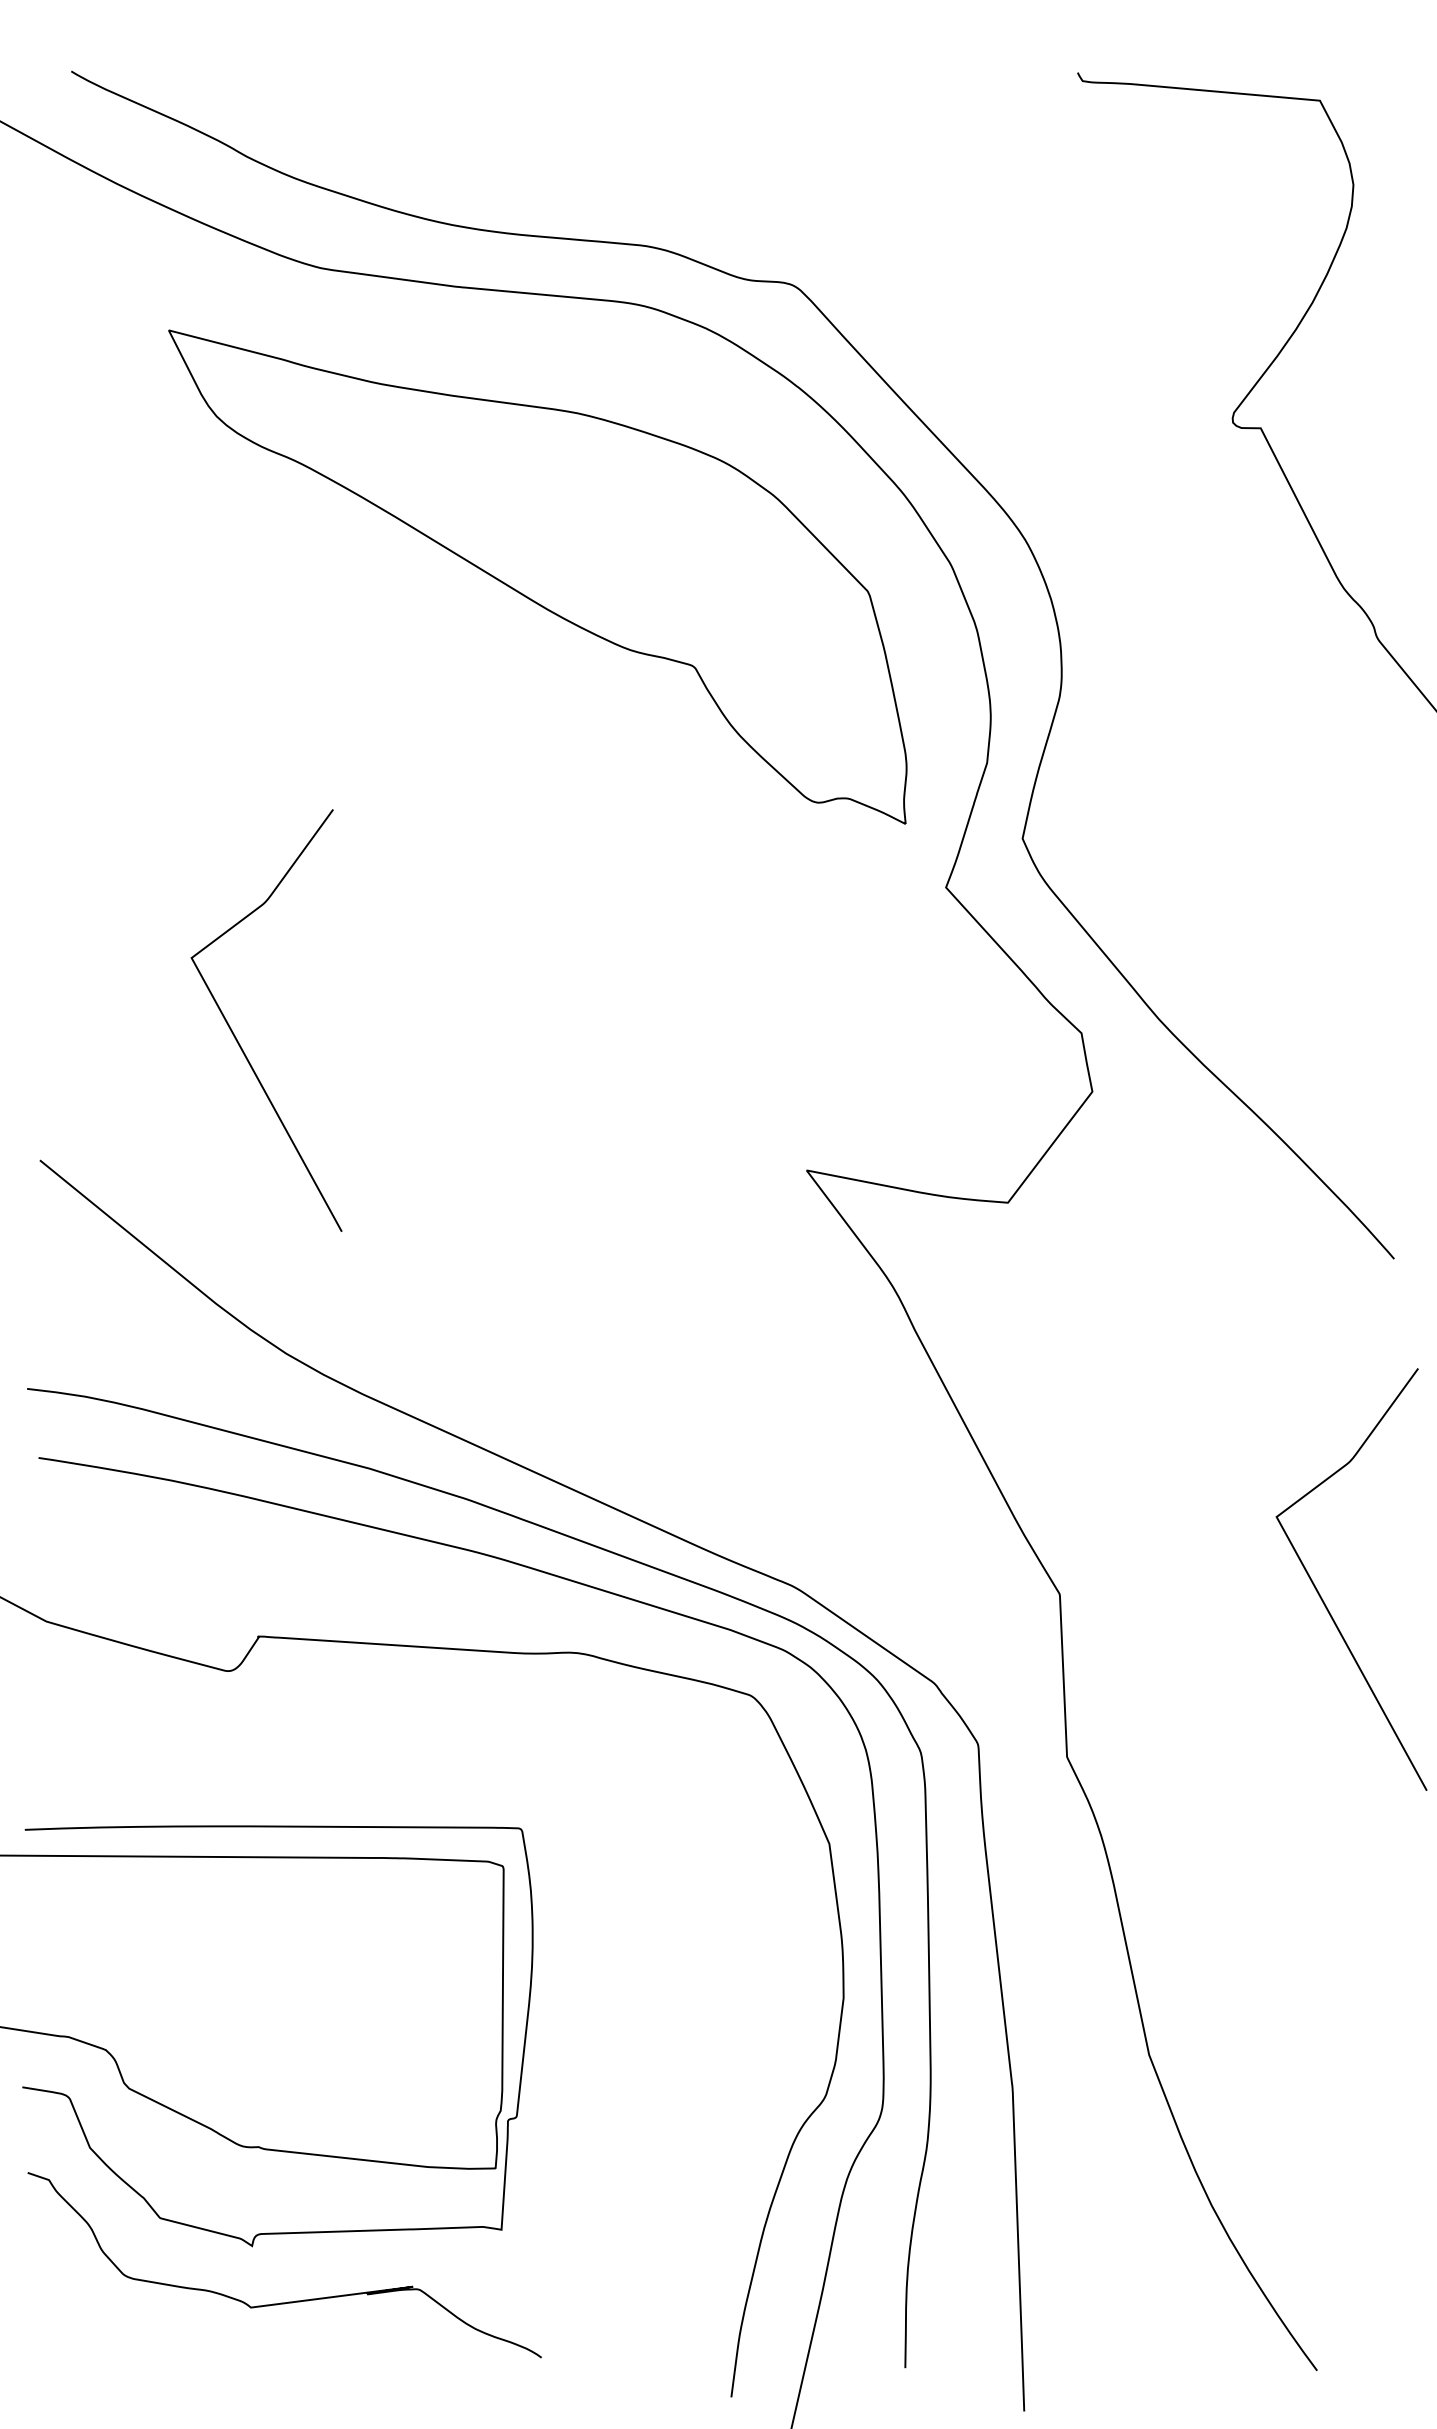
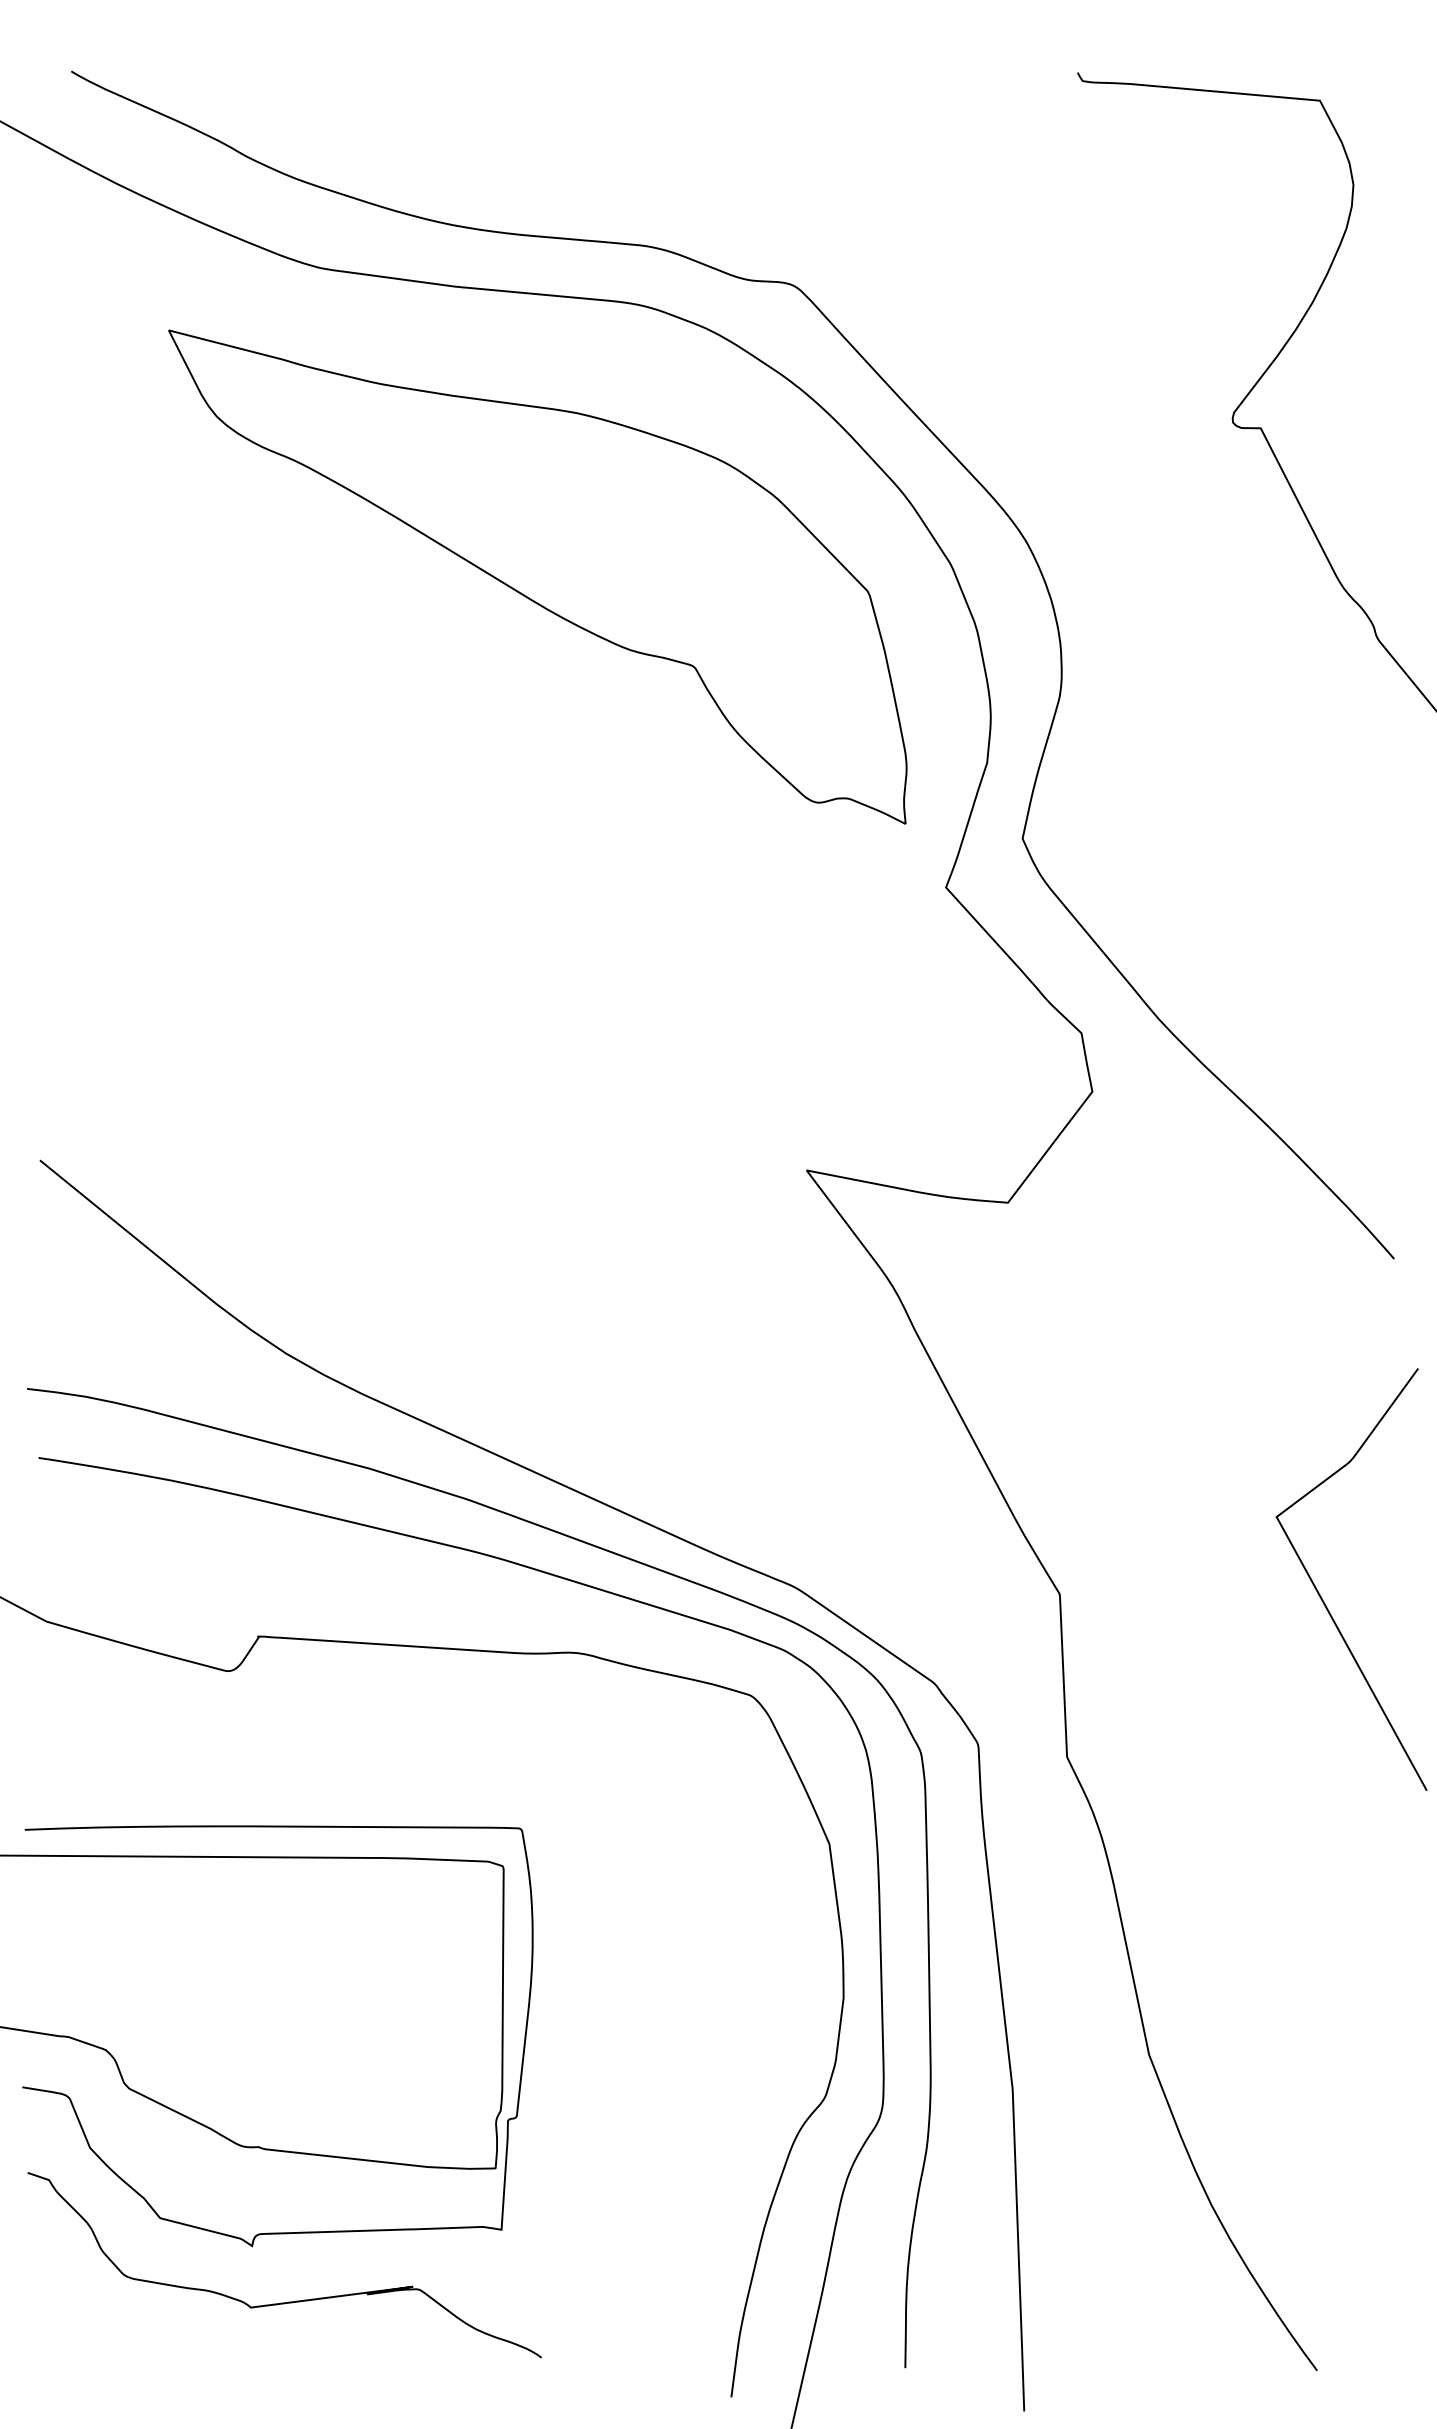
curve: present -> none (235, 1035)
